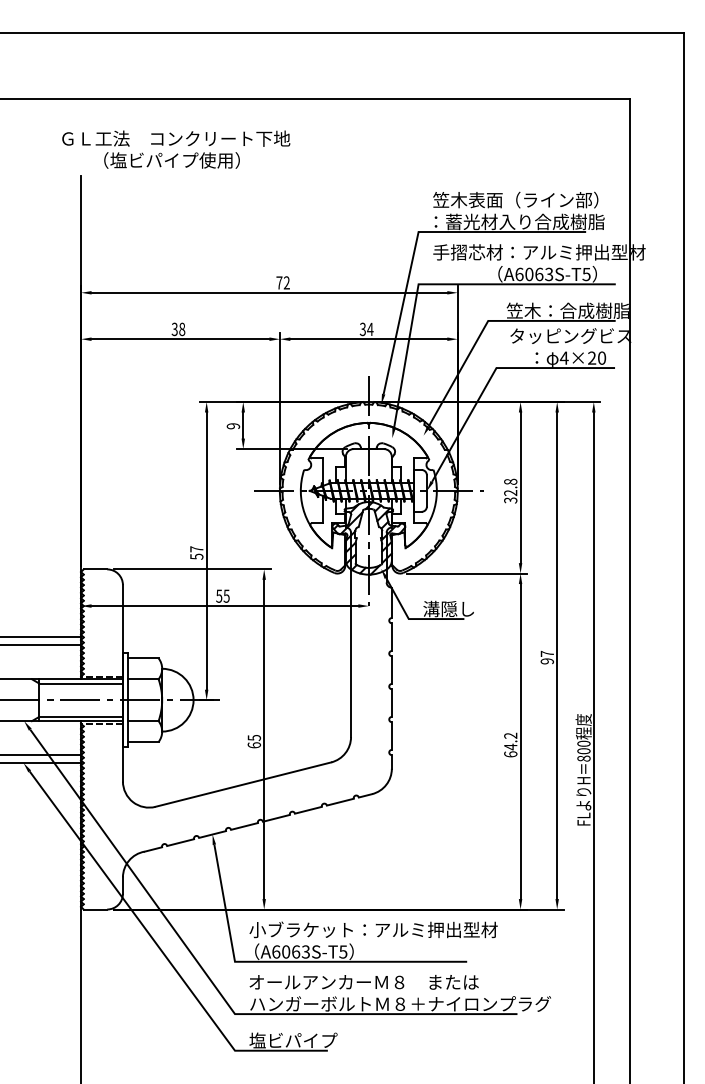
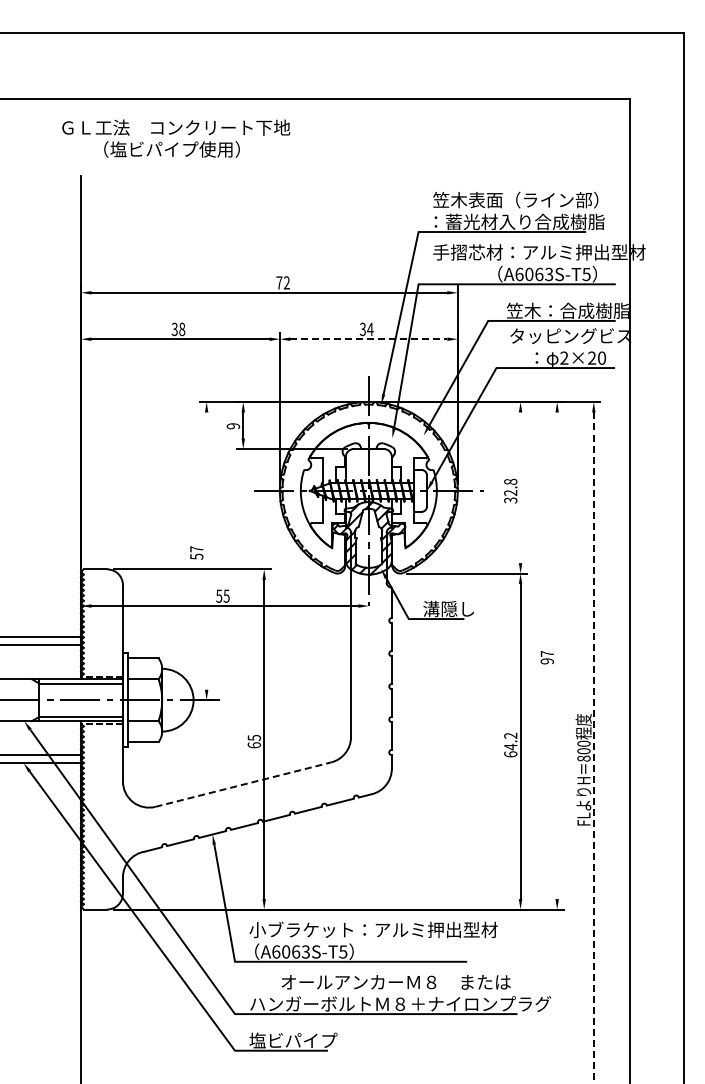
text position: (176, 149) -> (176, 138) (176, 138)
line: solid -> dashed (369, 339)
text: 4×20 -> 2×20 (563, 357)
line: present -> none (520, 487)
line: present -> none (206, 550)
line: present -> none (557, 655)
line: solid -> dashed (593, 748)
line: solid -> dashed (243, 784)
text position: (363, 982) -> (395, 982) (395, 982)
